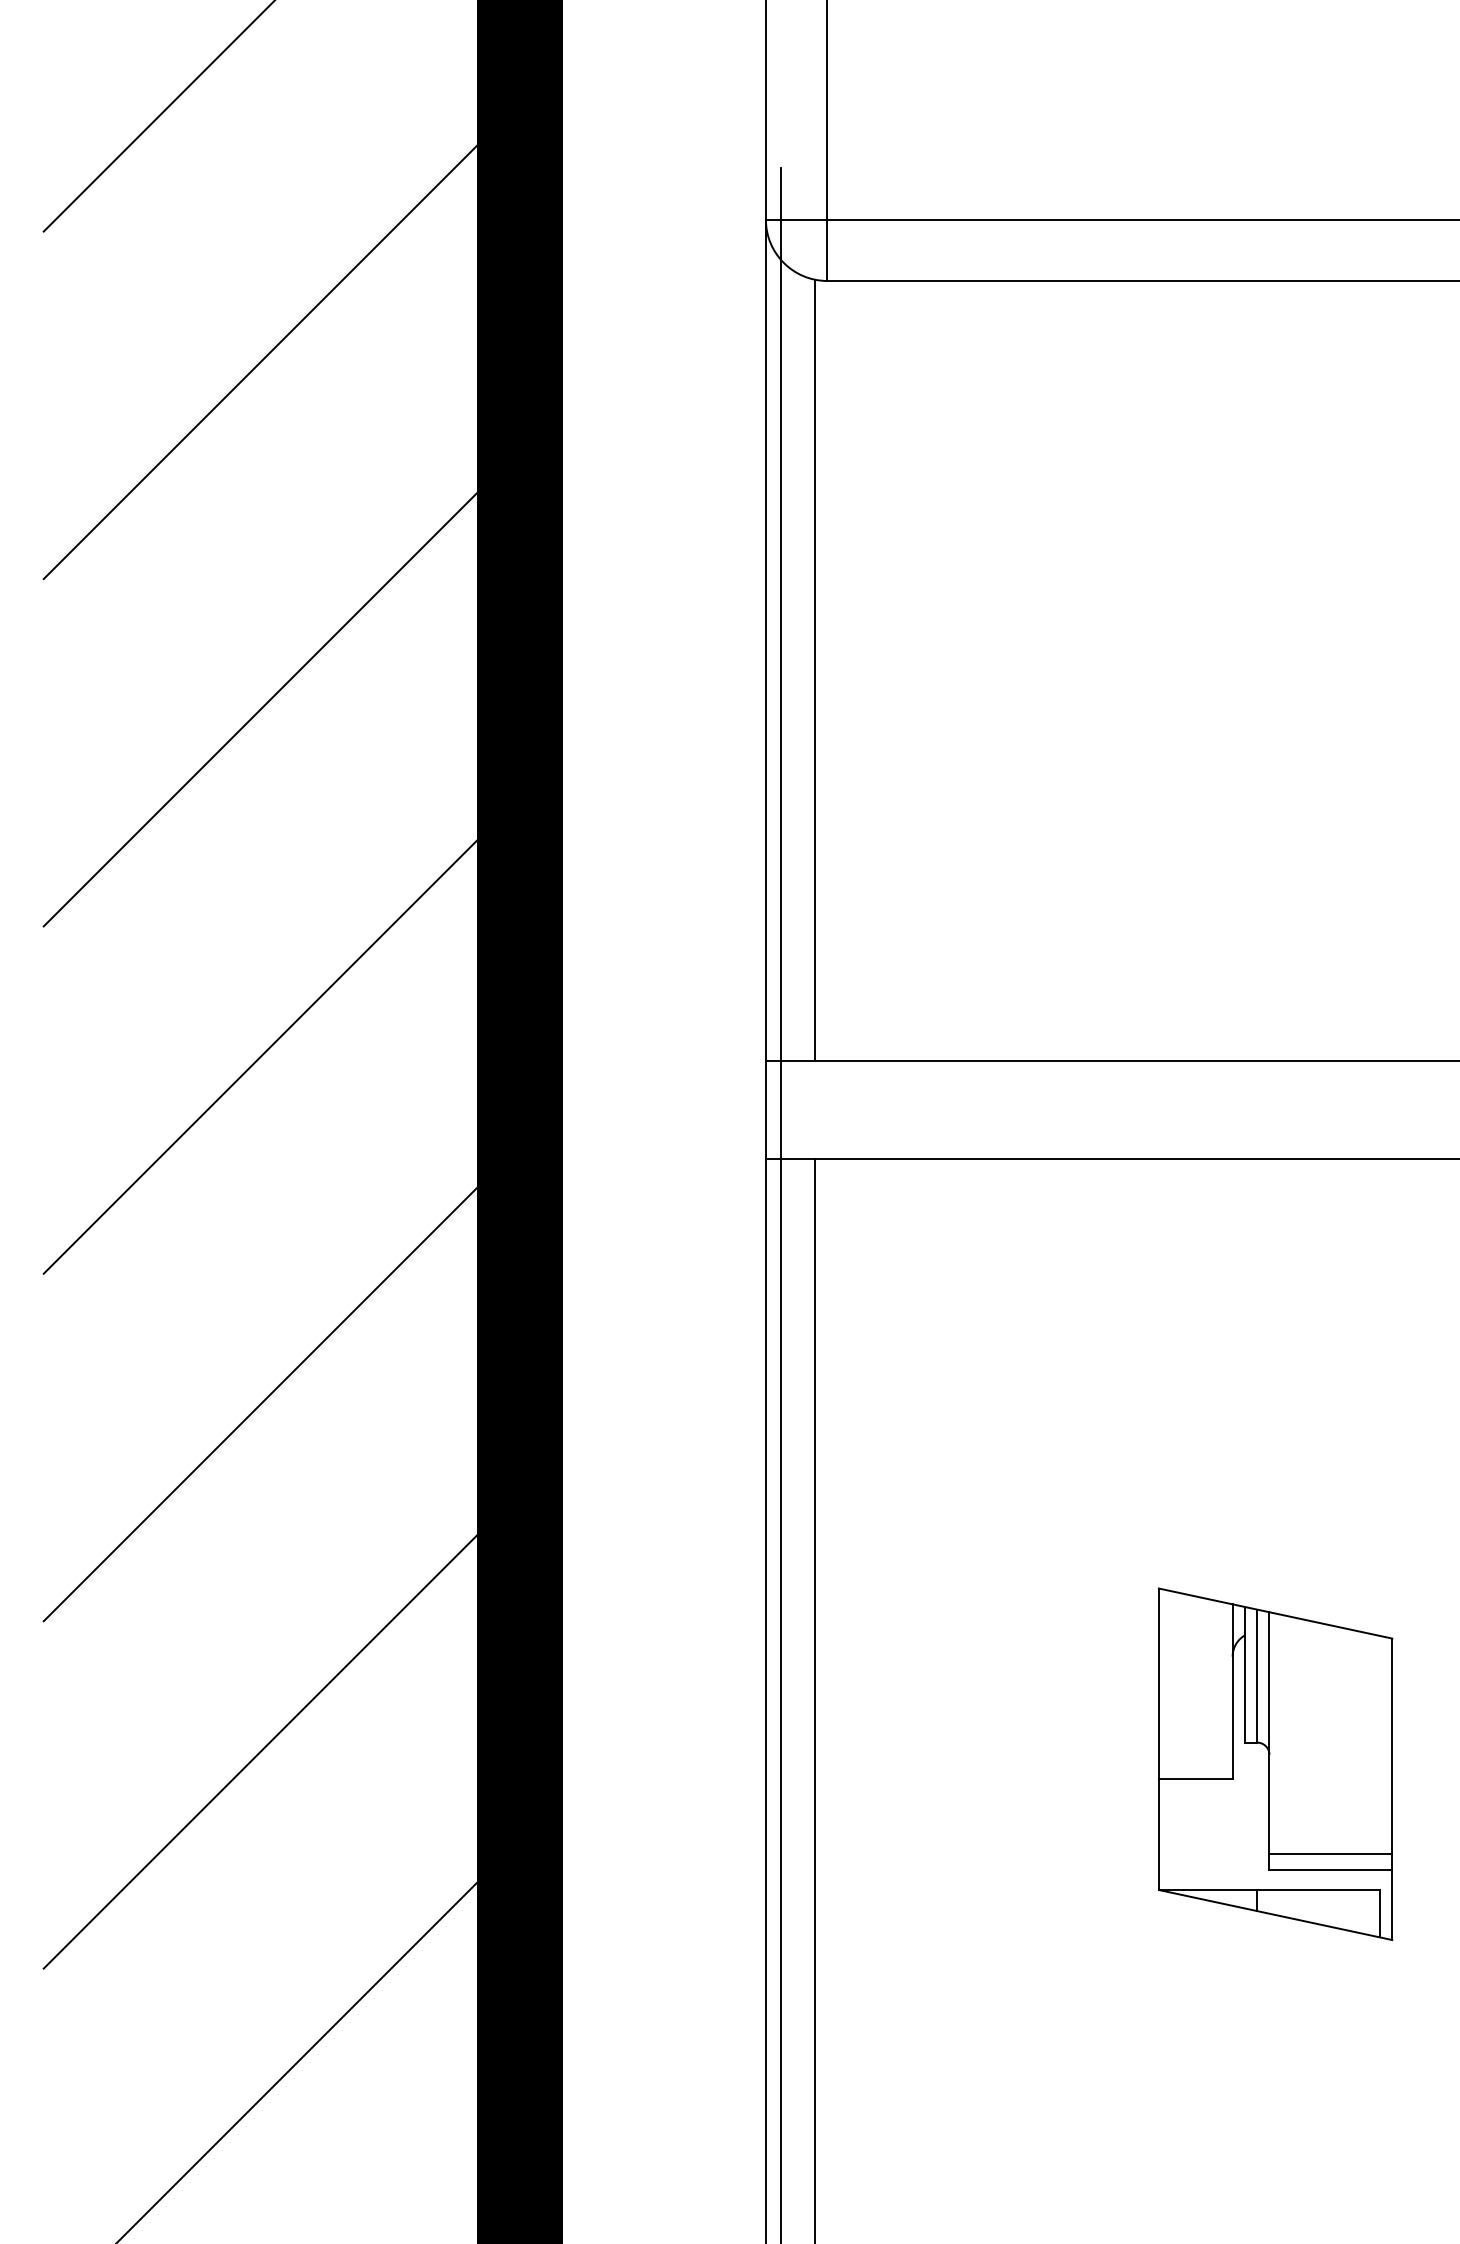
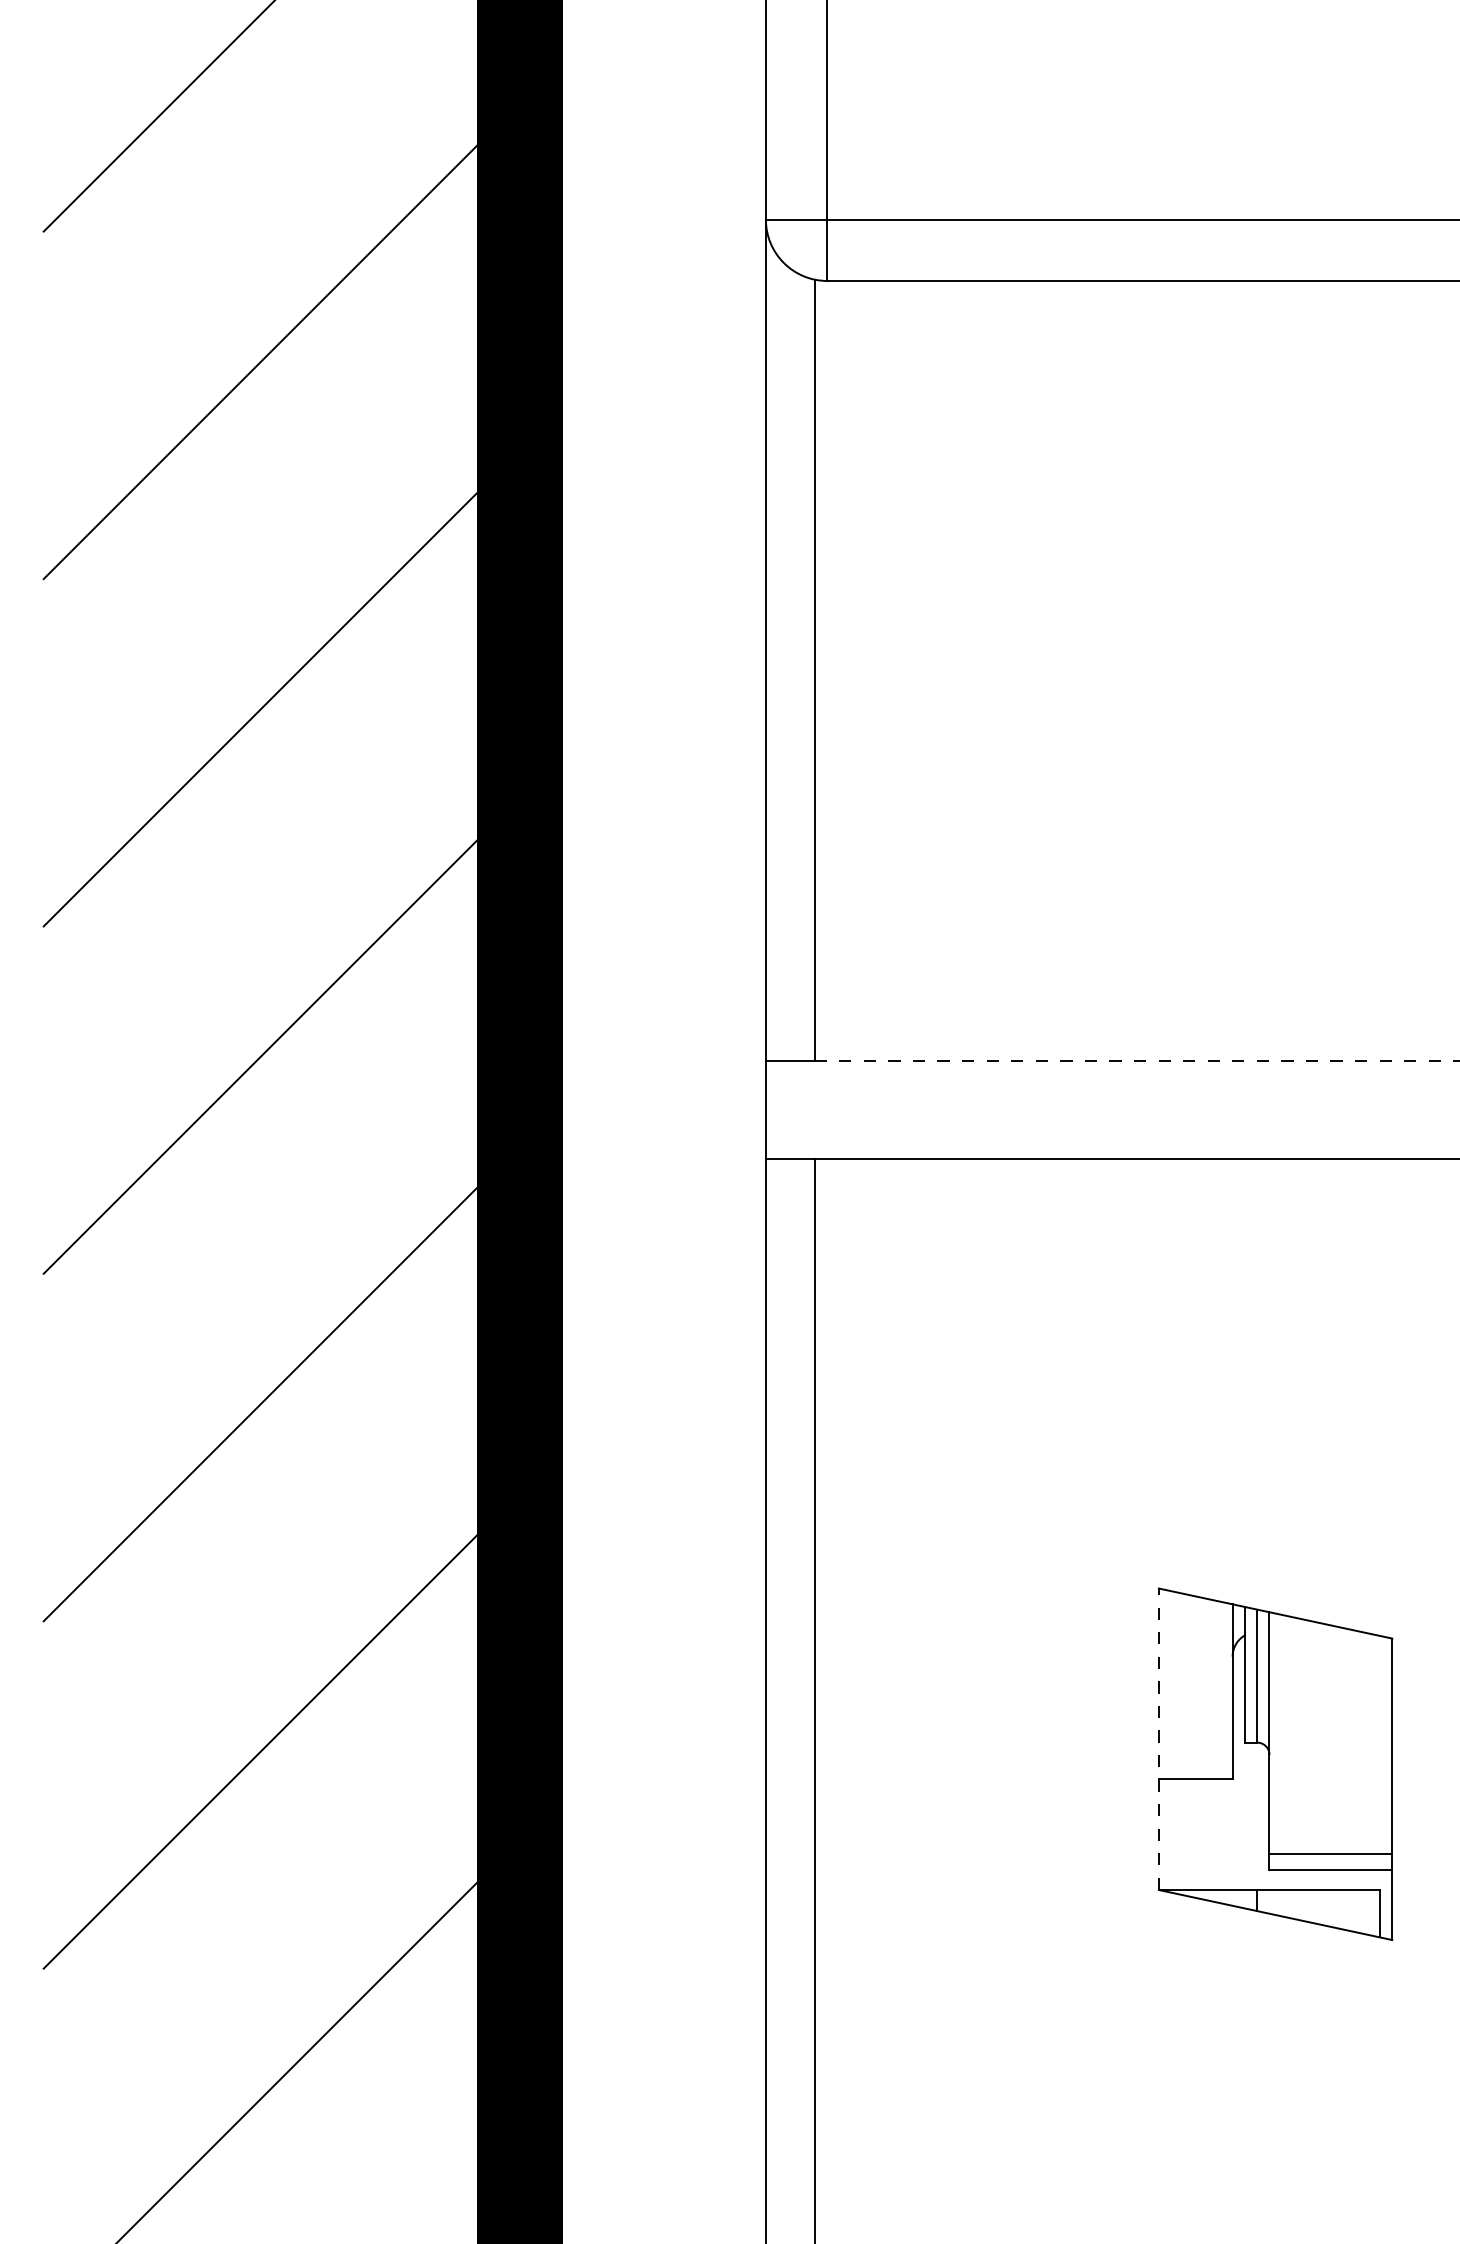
line: solid -> dashed (1137, 1060)
line: present -> none (780, 1203)
line: solid -> dashed (1158, 1739)
